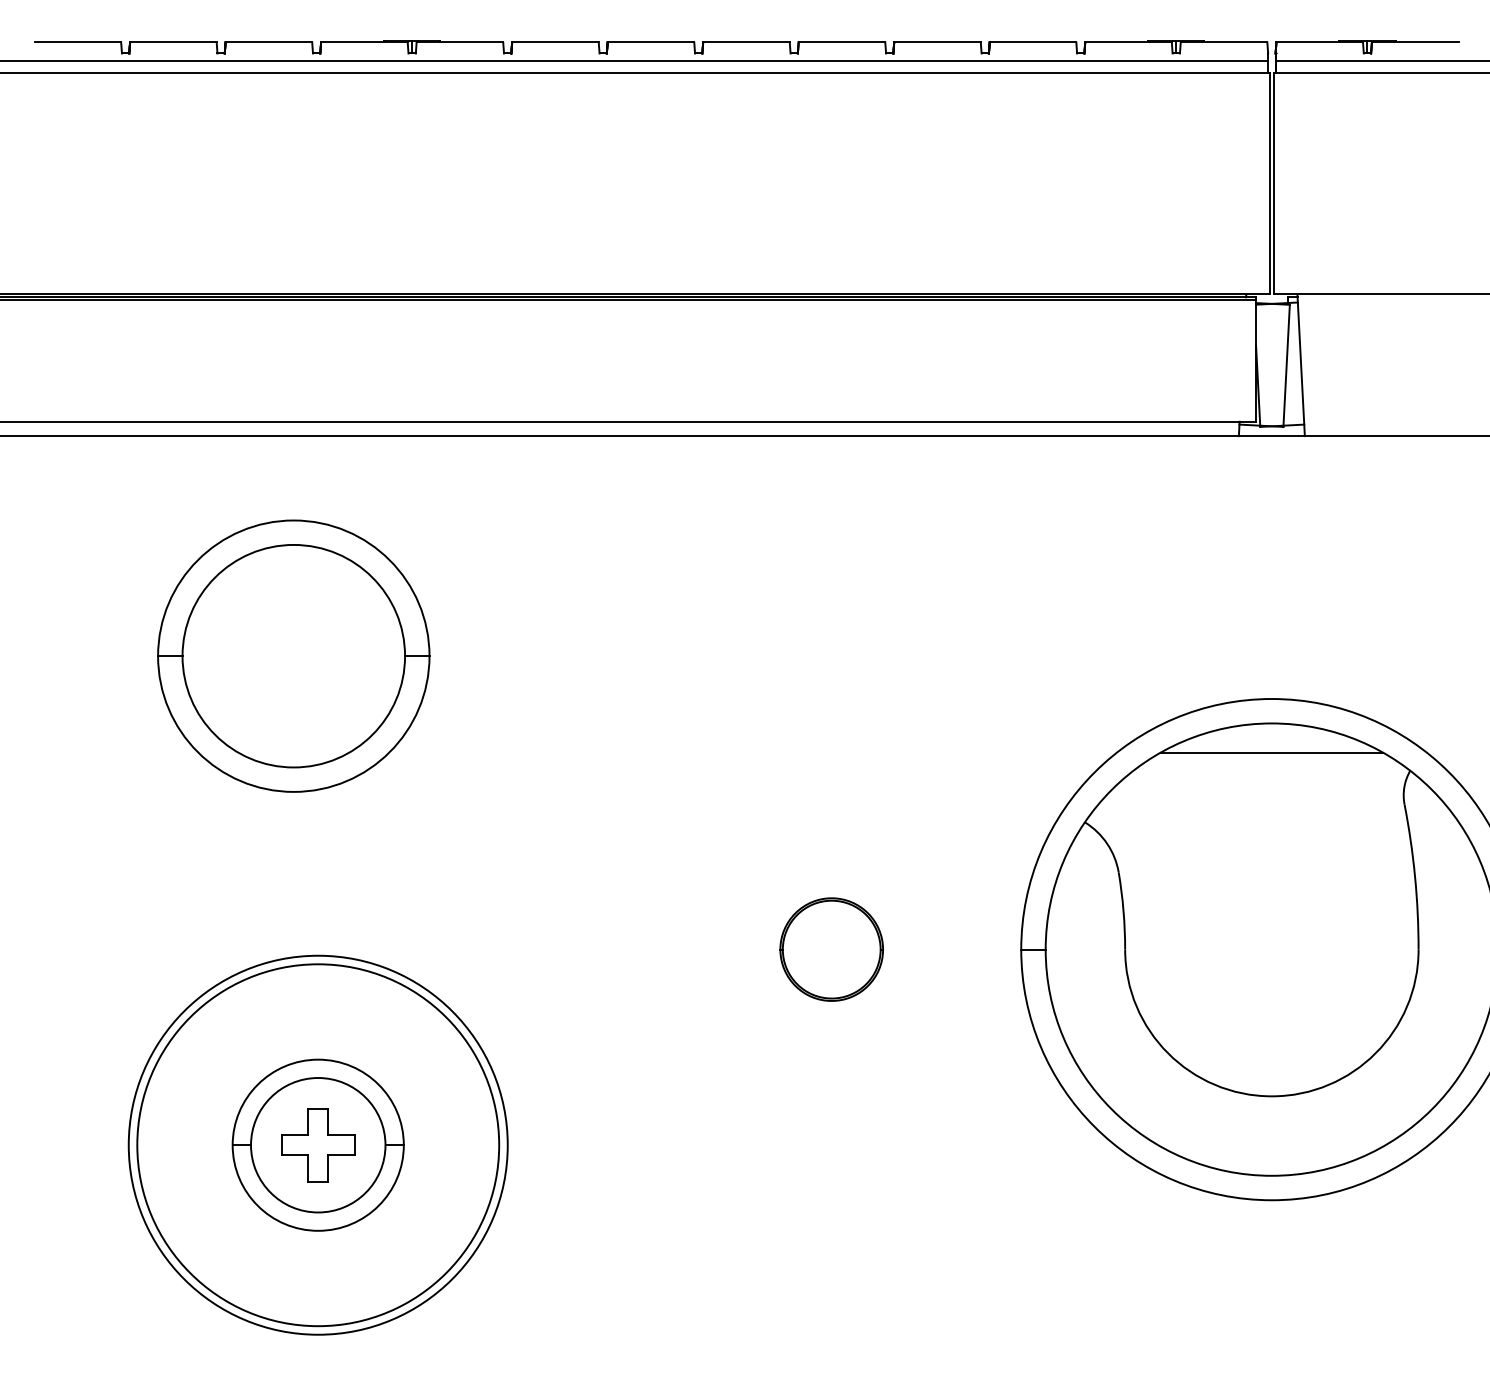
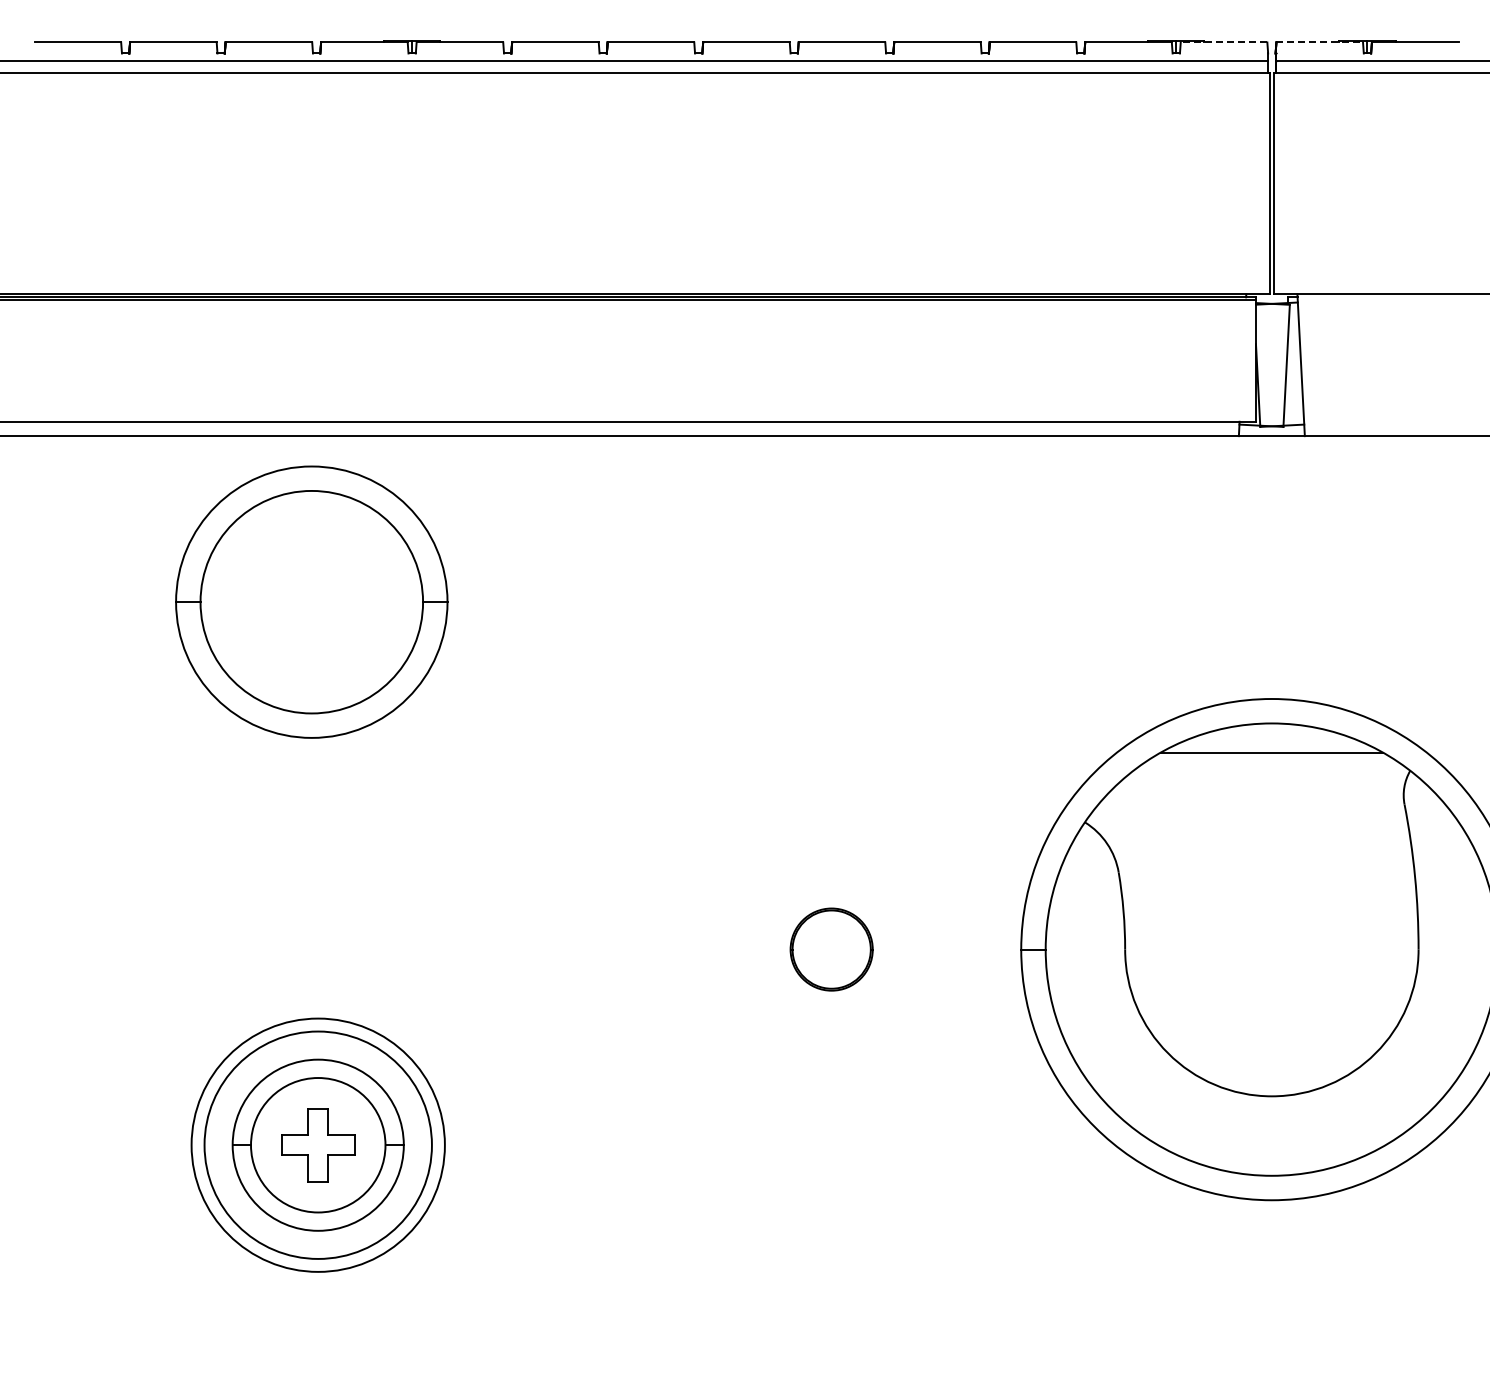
line: solid -> dashed (1223, 42)
line: solid -> dashed (1320, 42)
part position: (293, 655) -> (311, 601) (311, 601)
part size: 105x105 px -> 85x85 px (831, 949)
circle diameter: 379 px -> 227 px (317, 1144)
circle diameter: 362 px -> 253 px (317, 1144)
